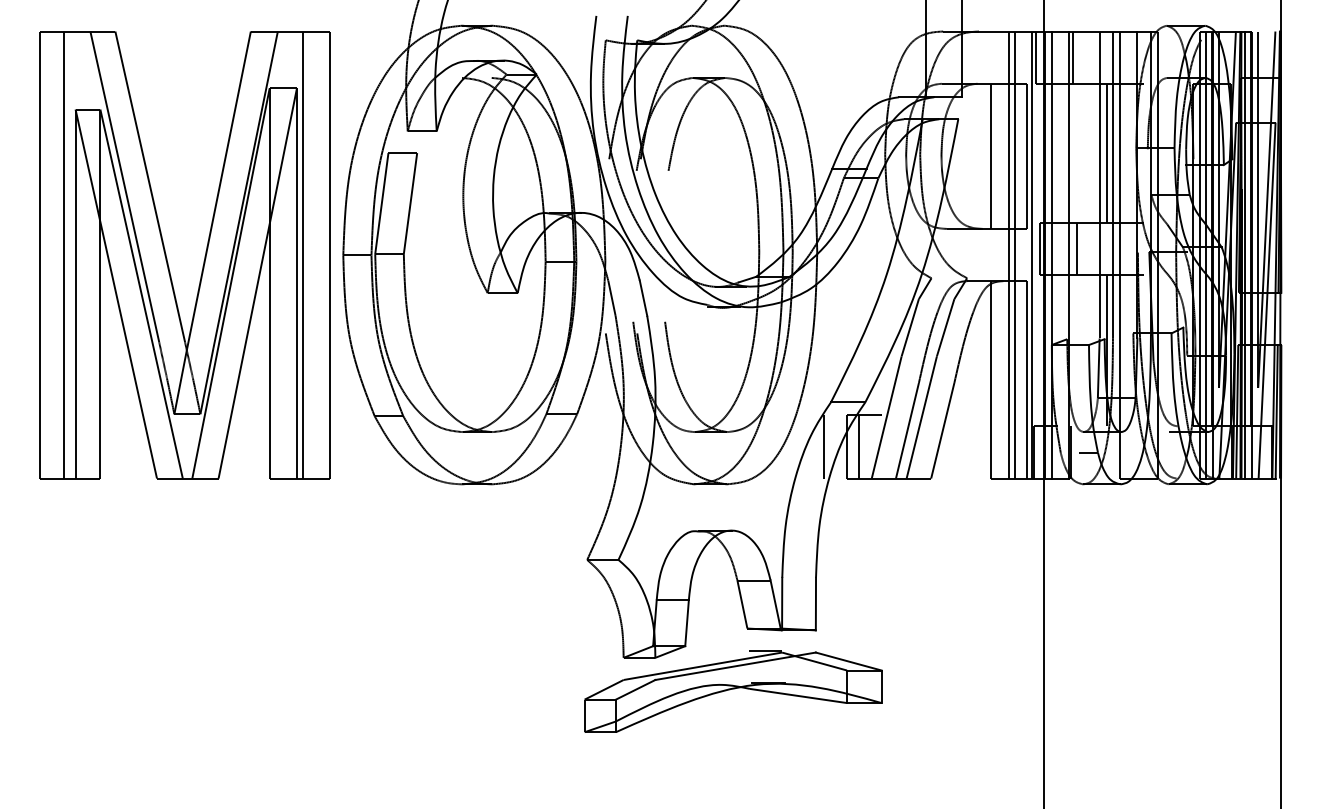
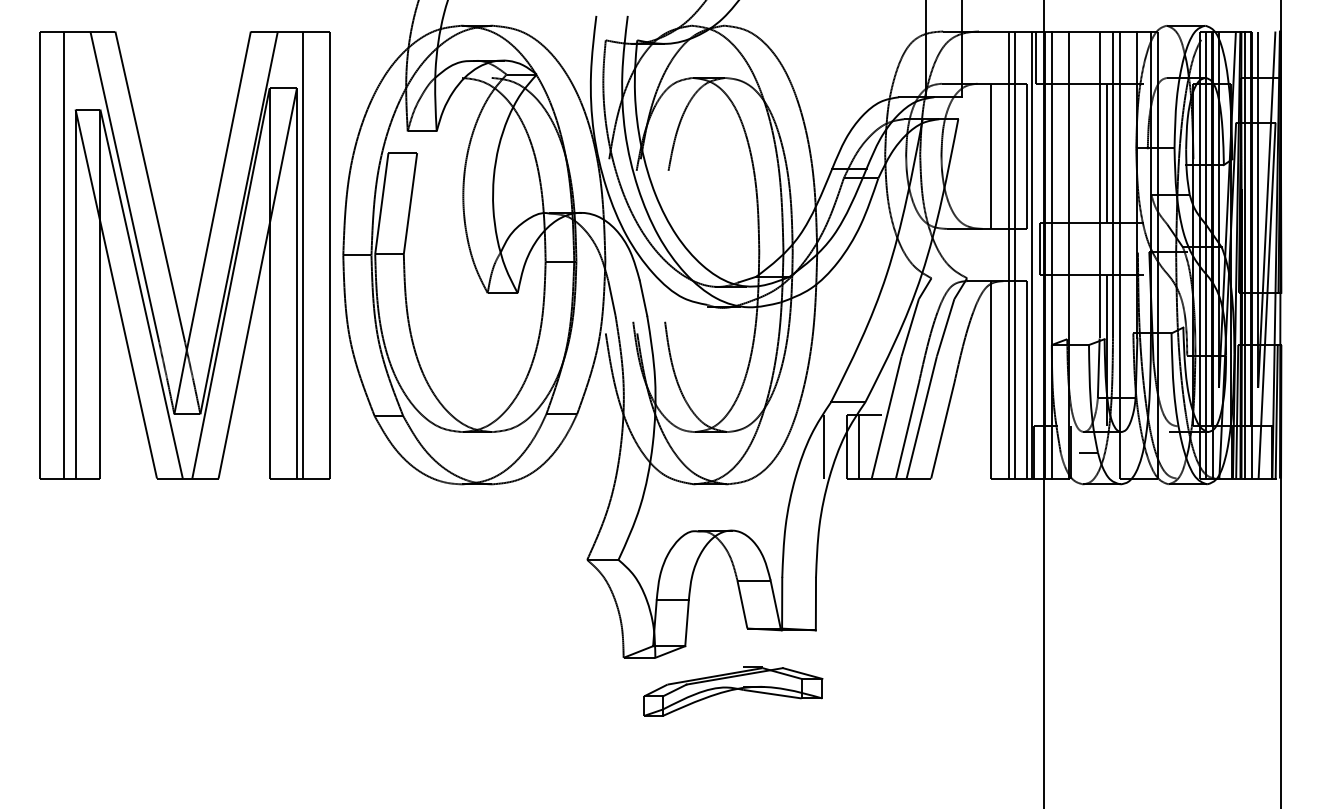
line: present -> none (1072, 57)
line: present -> none (1077, 249)
part size: 299x83 px -> 181x51 px (733, 691)
